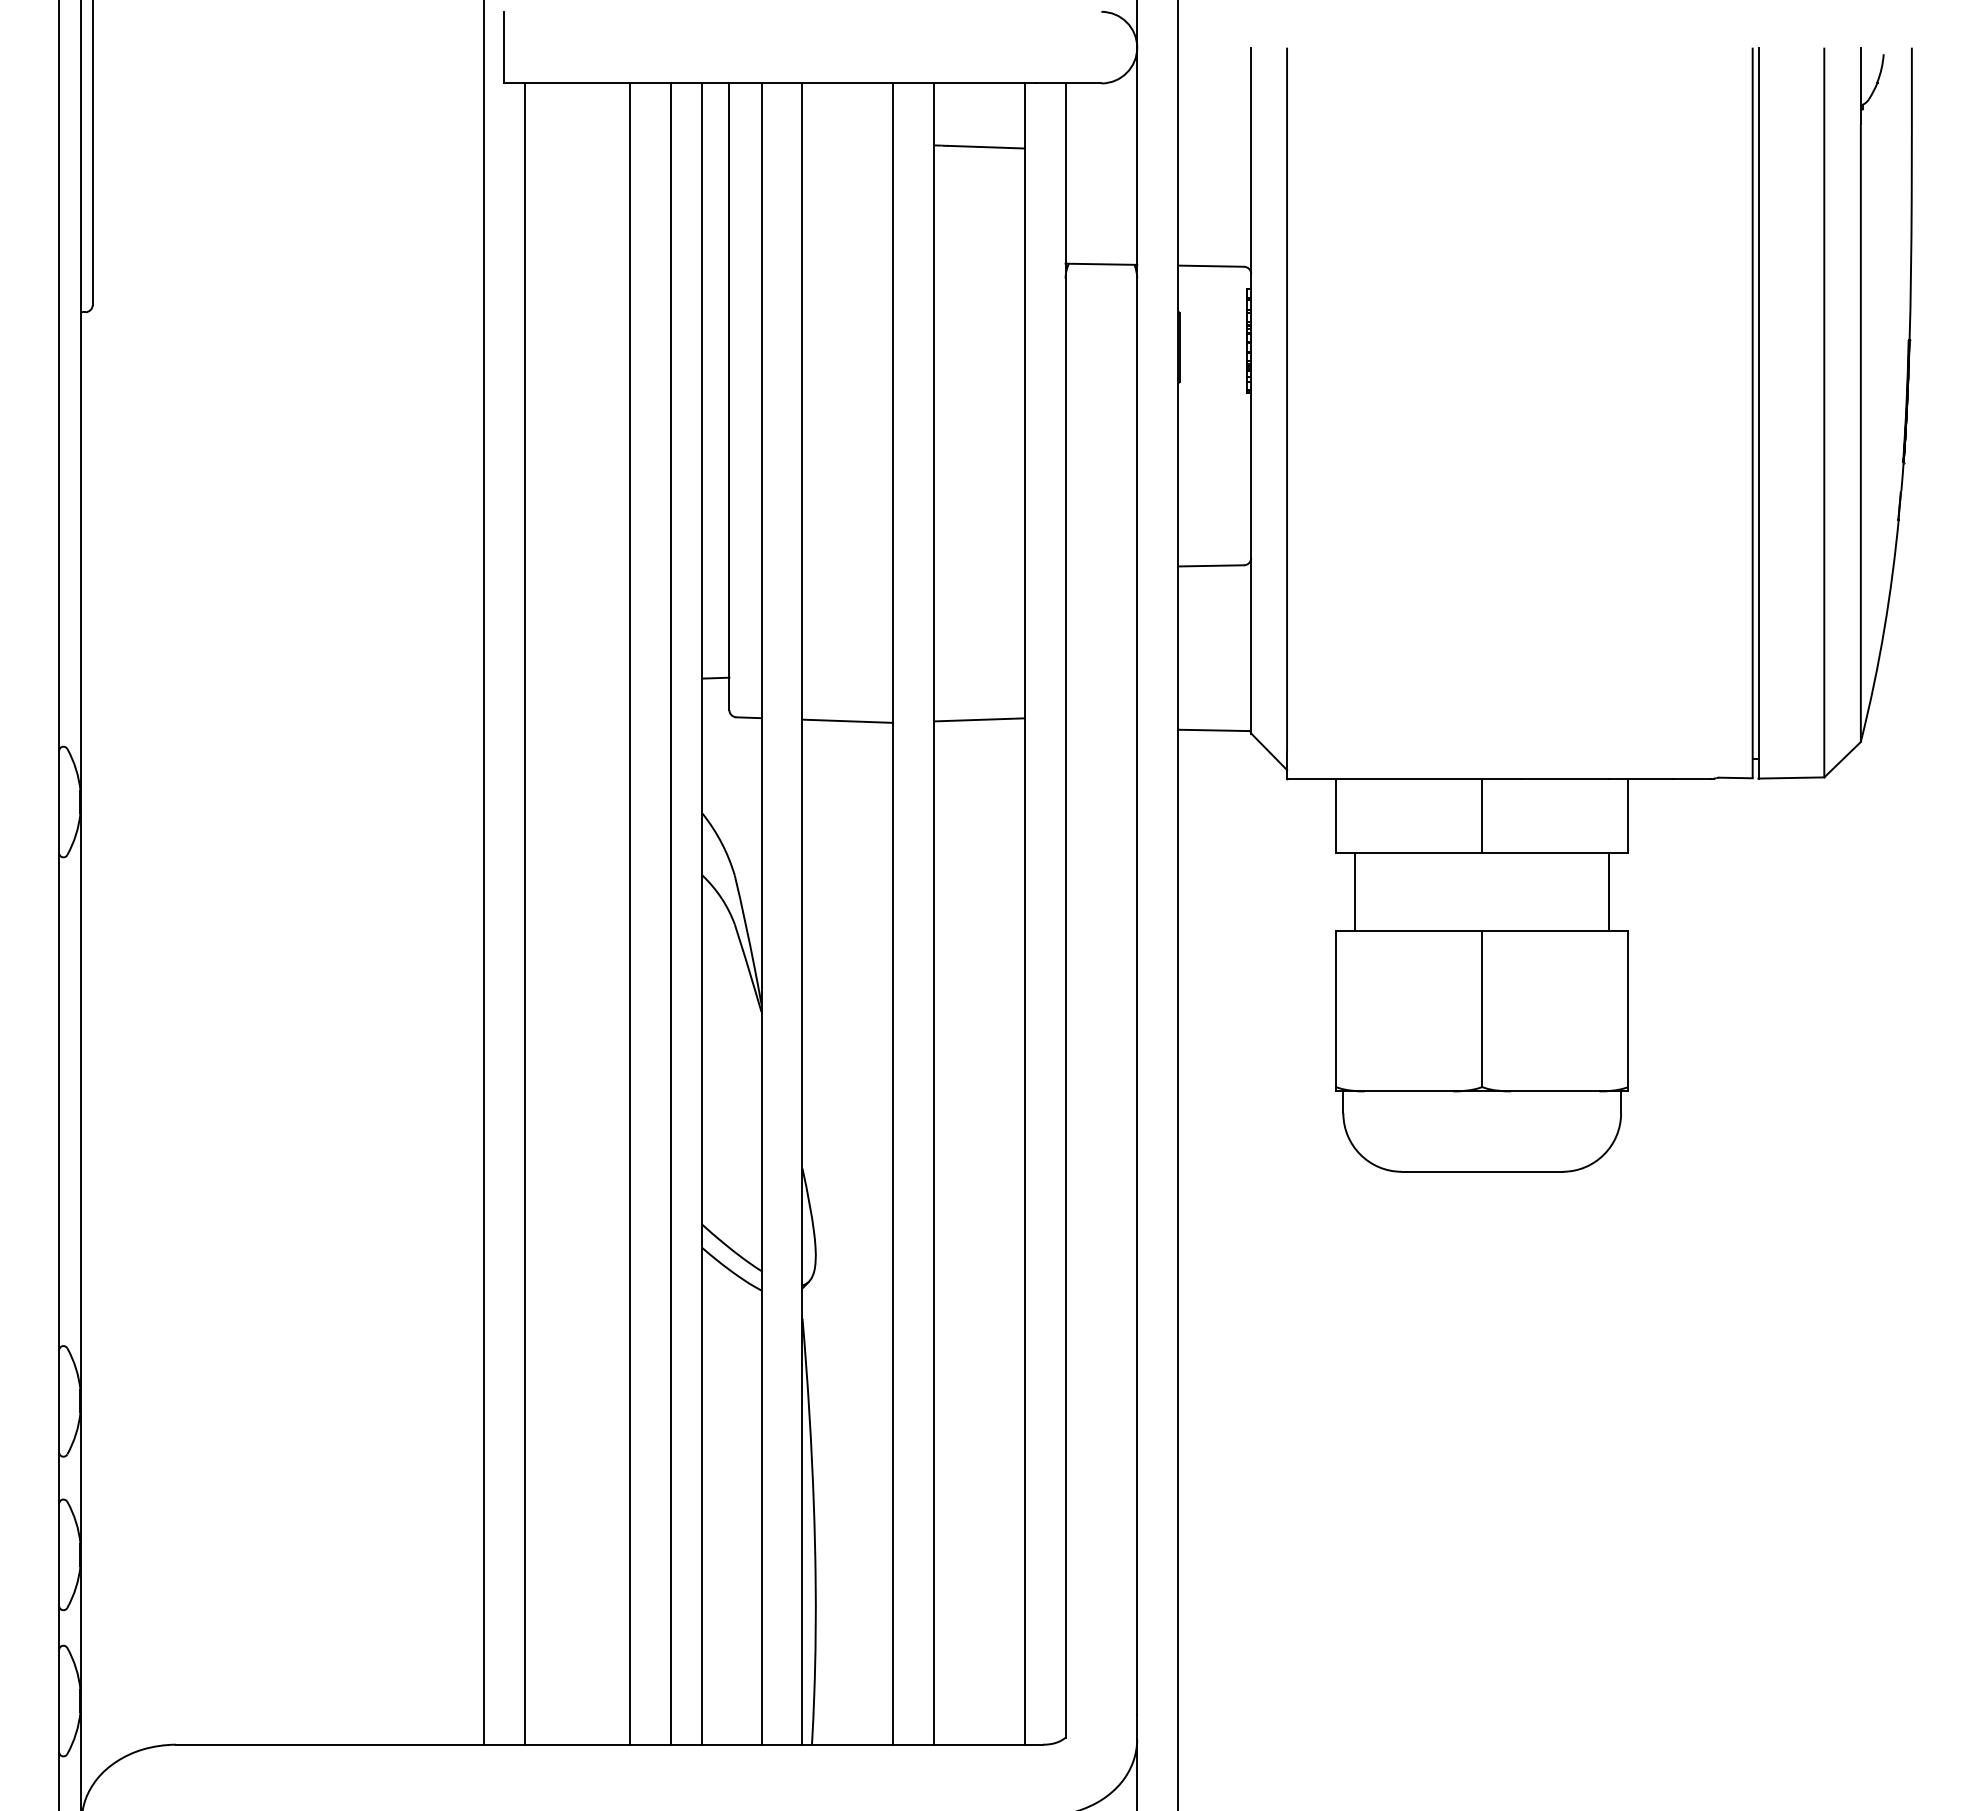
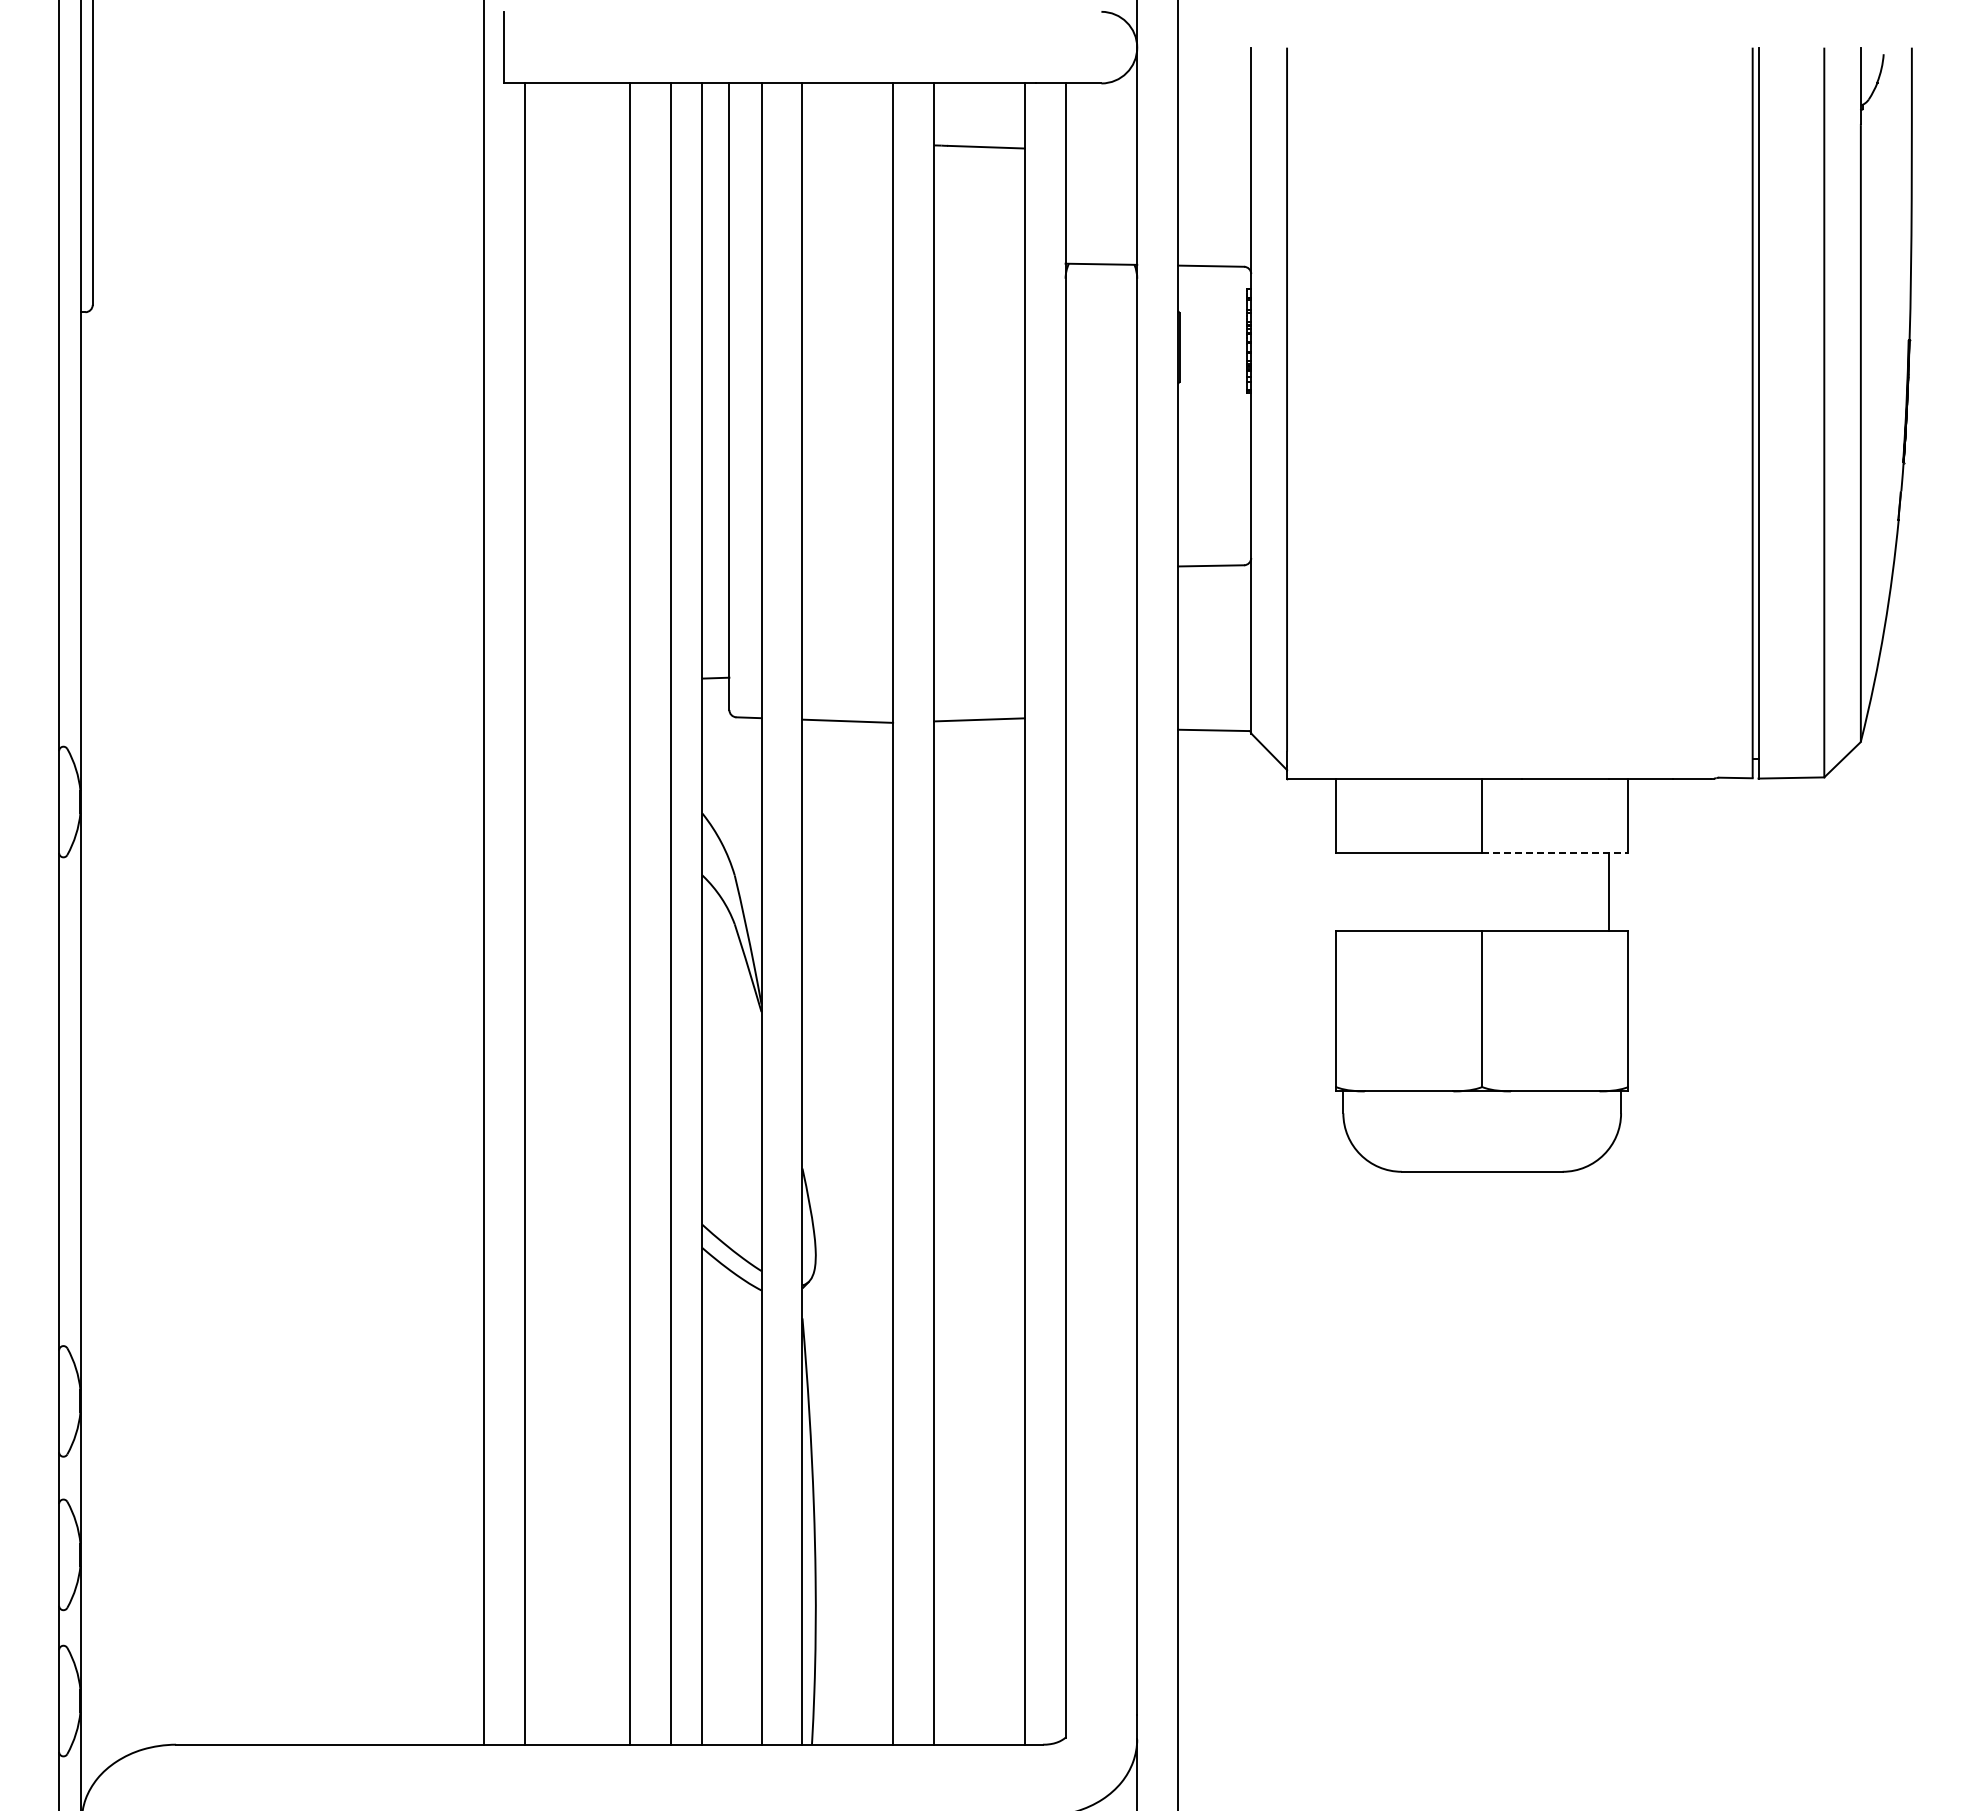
line: solid -> dashed (1555, 853)
line: present -> none (1355, 891)
